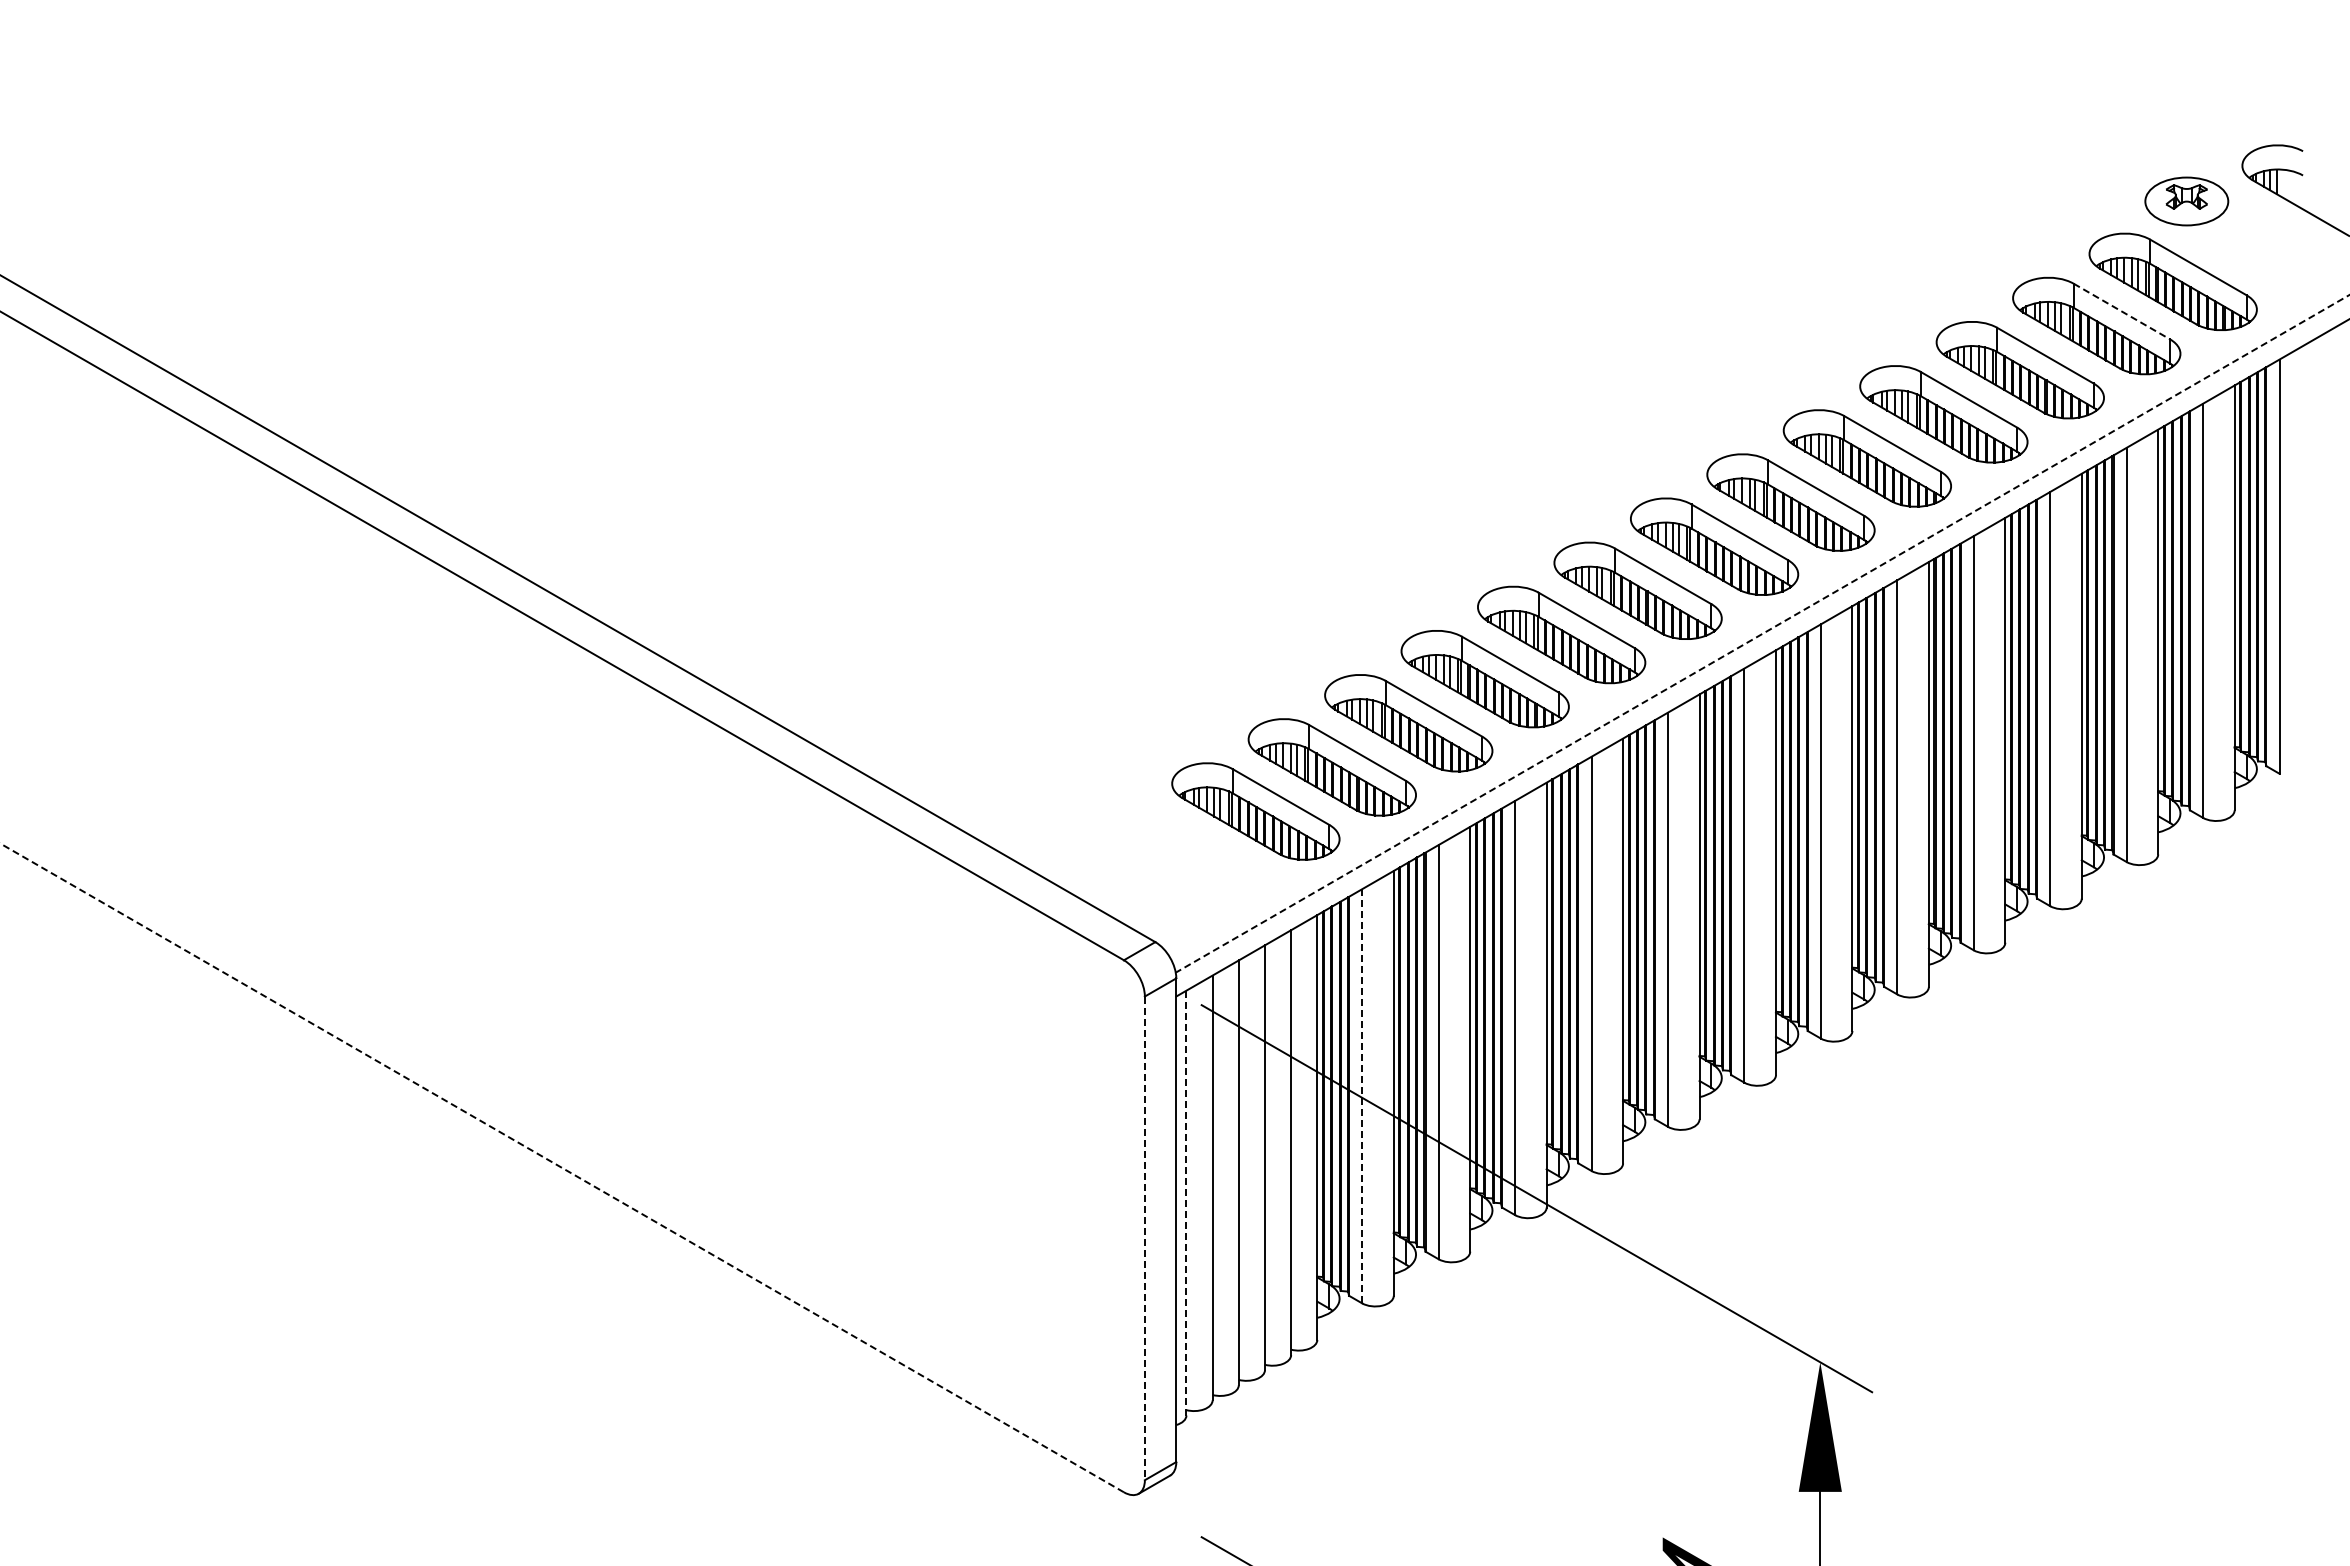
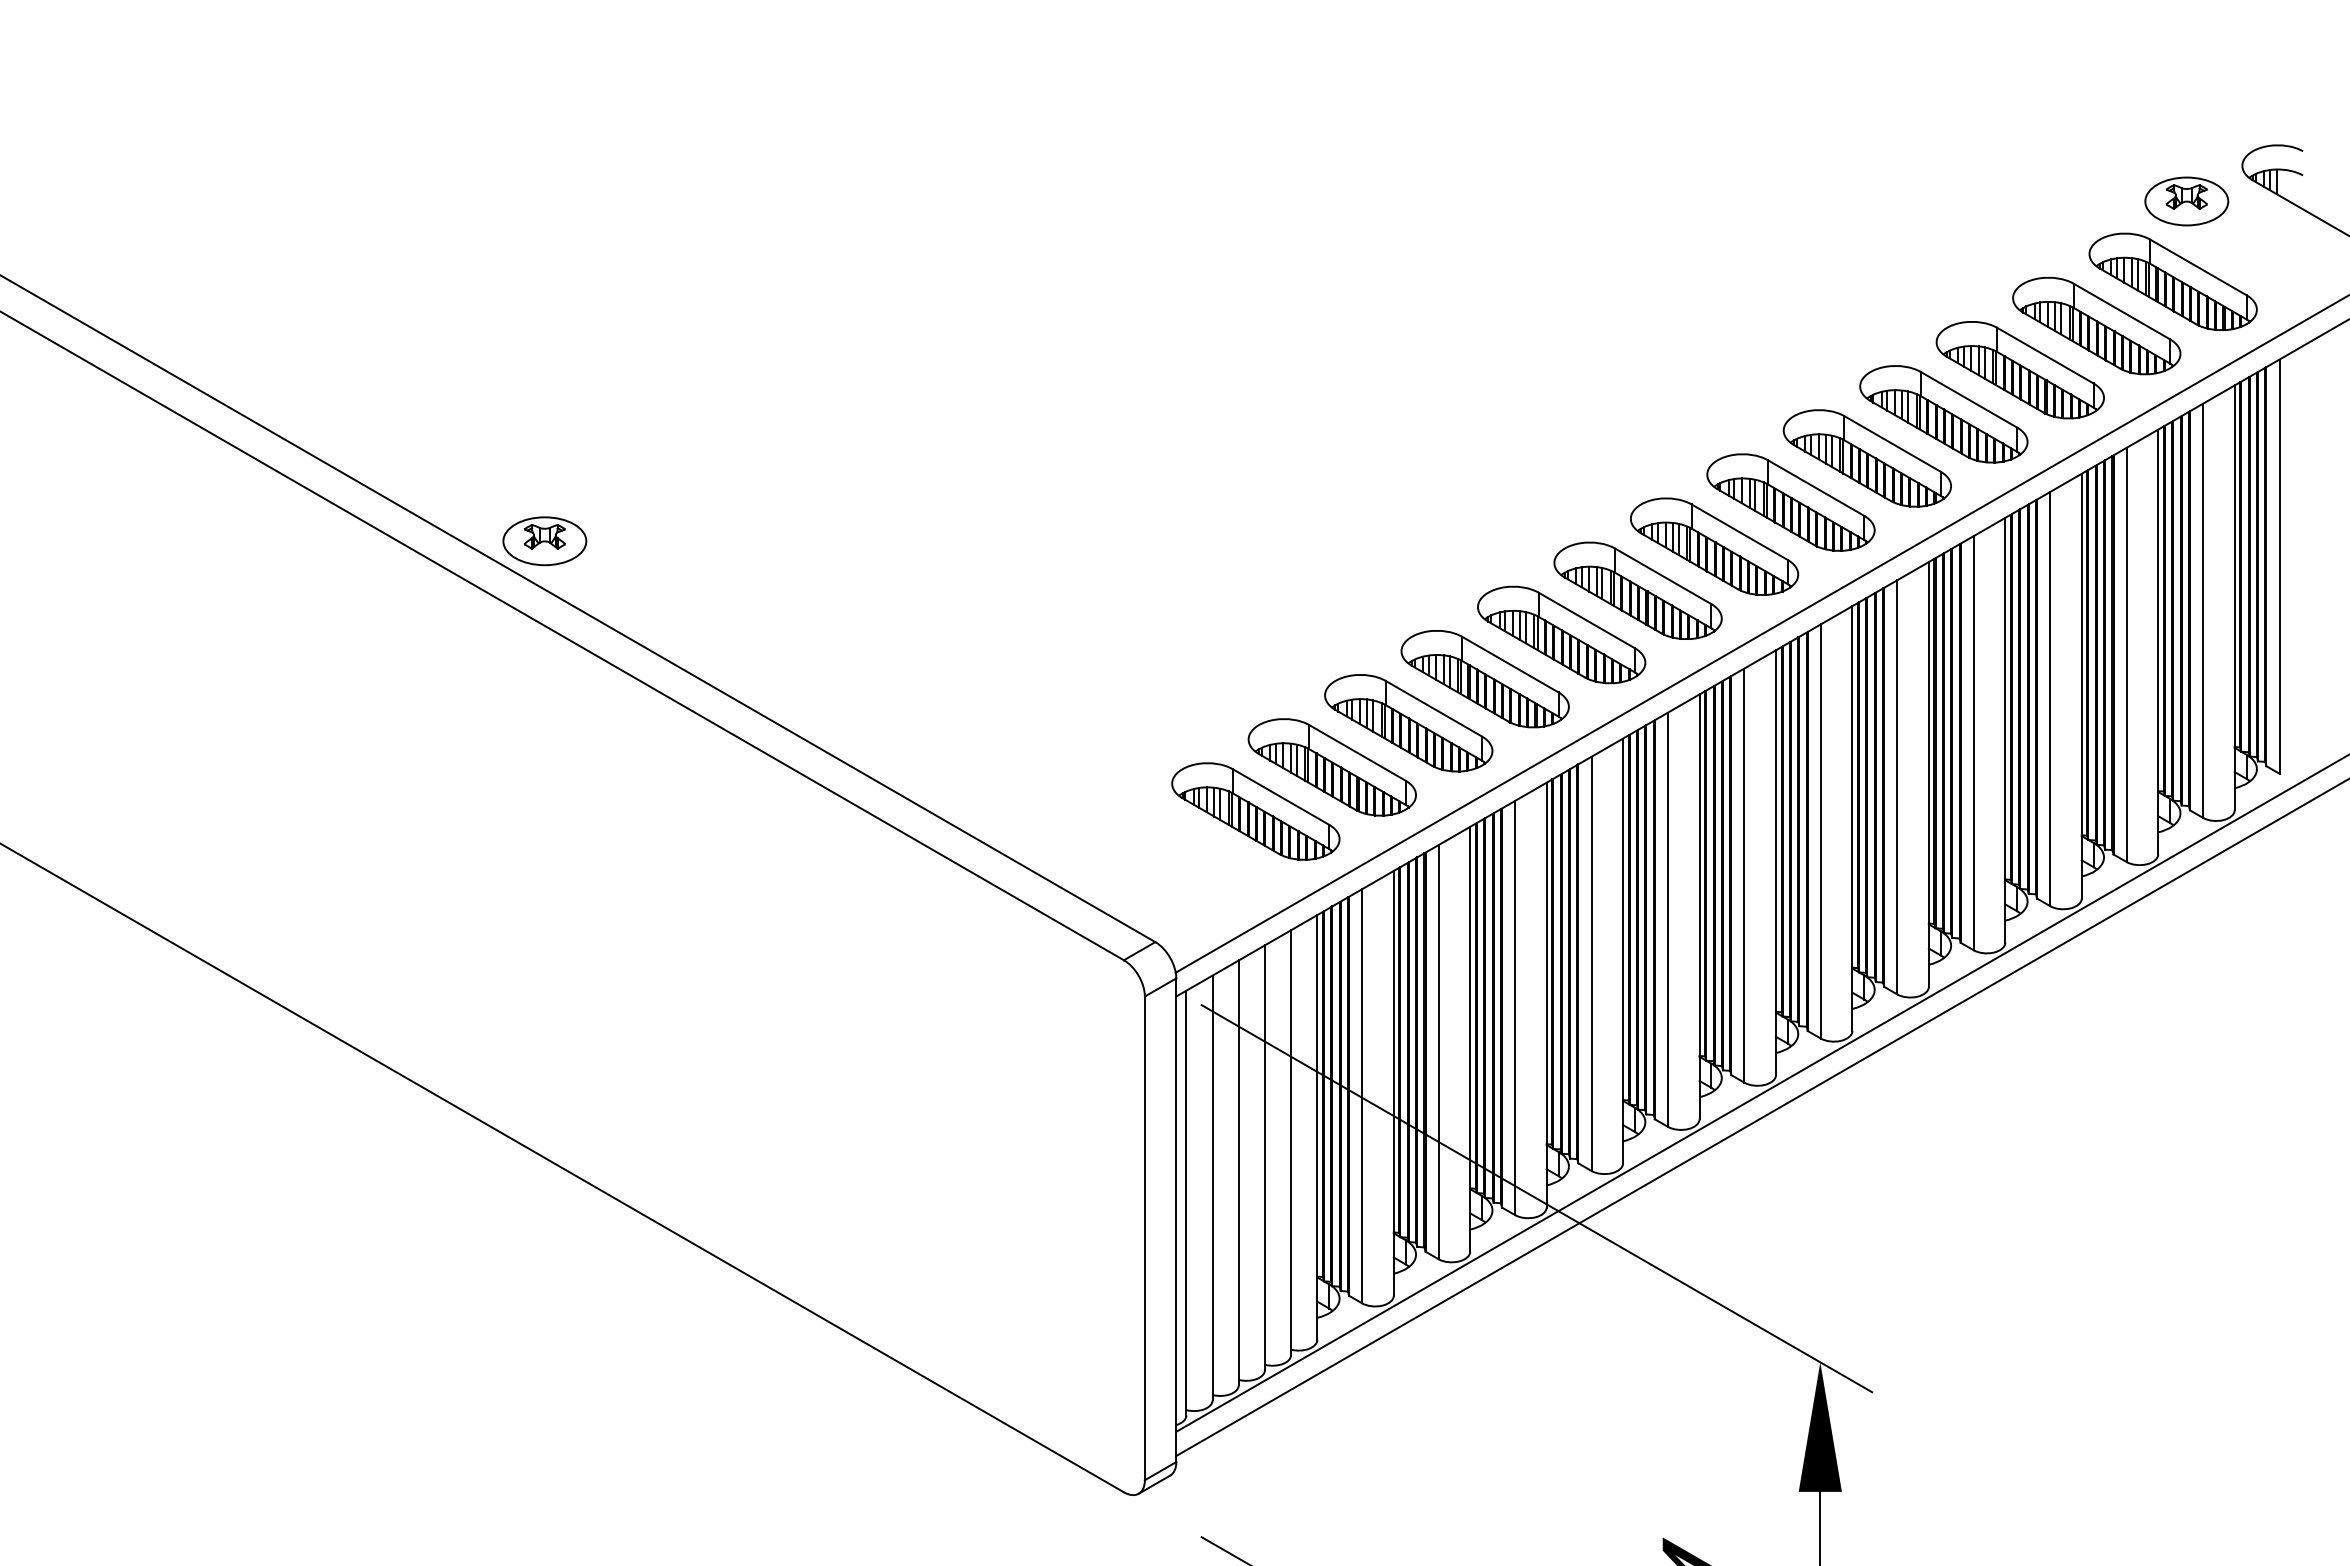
line: dashed -> solid (2121, 311)
part: none -> present (544, 541)
line: dashed -> solid (1762, 633)
line: none -> present (1761, 1093)
line: dashed -> solid (1362, 1095)
line: none -> present (1761, 1118)
line: dashed -> solid (561, 1167)
line: dashed -> solid (1186, 1202)
line: dashed -> solid (1144, 1238)
